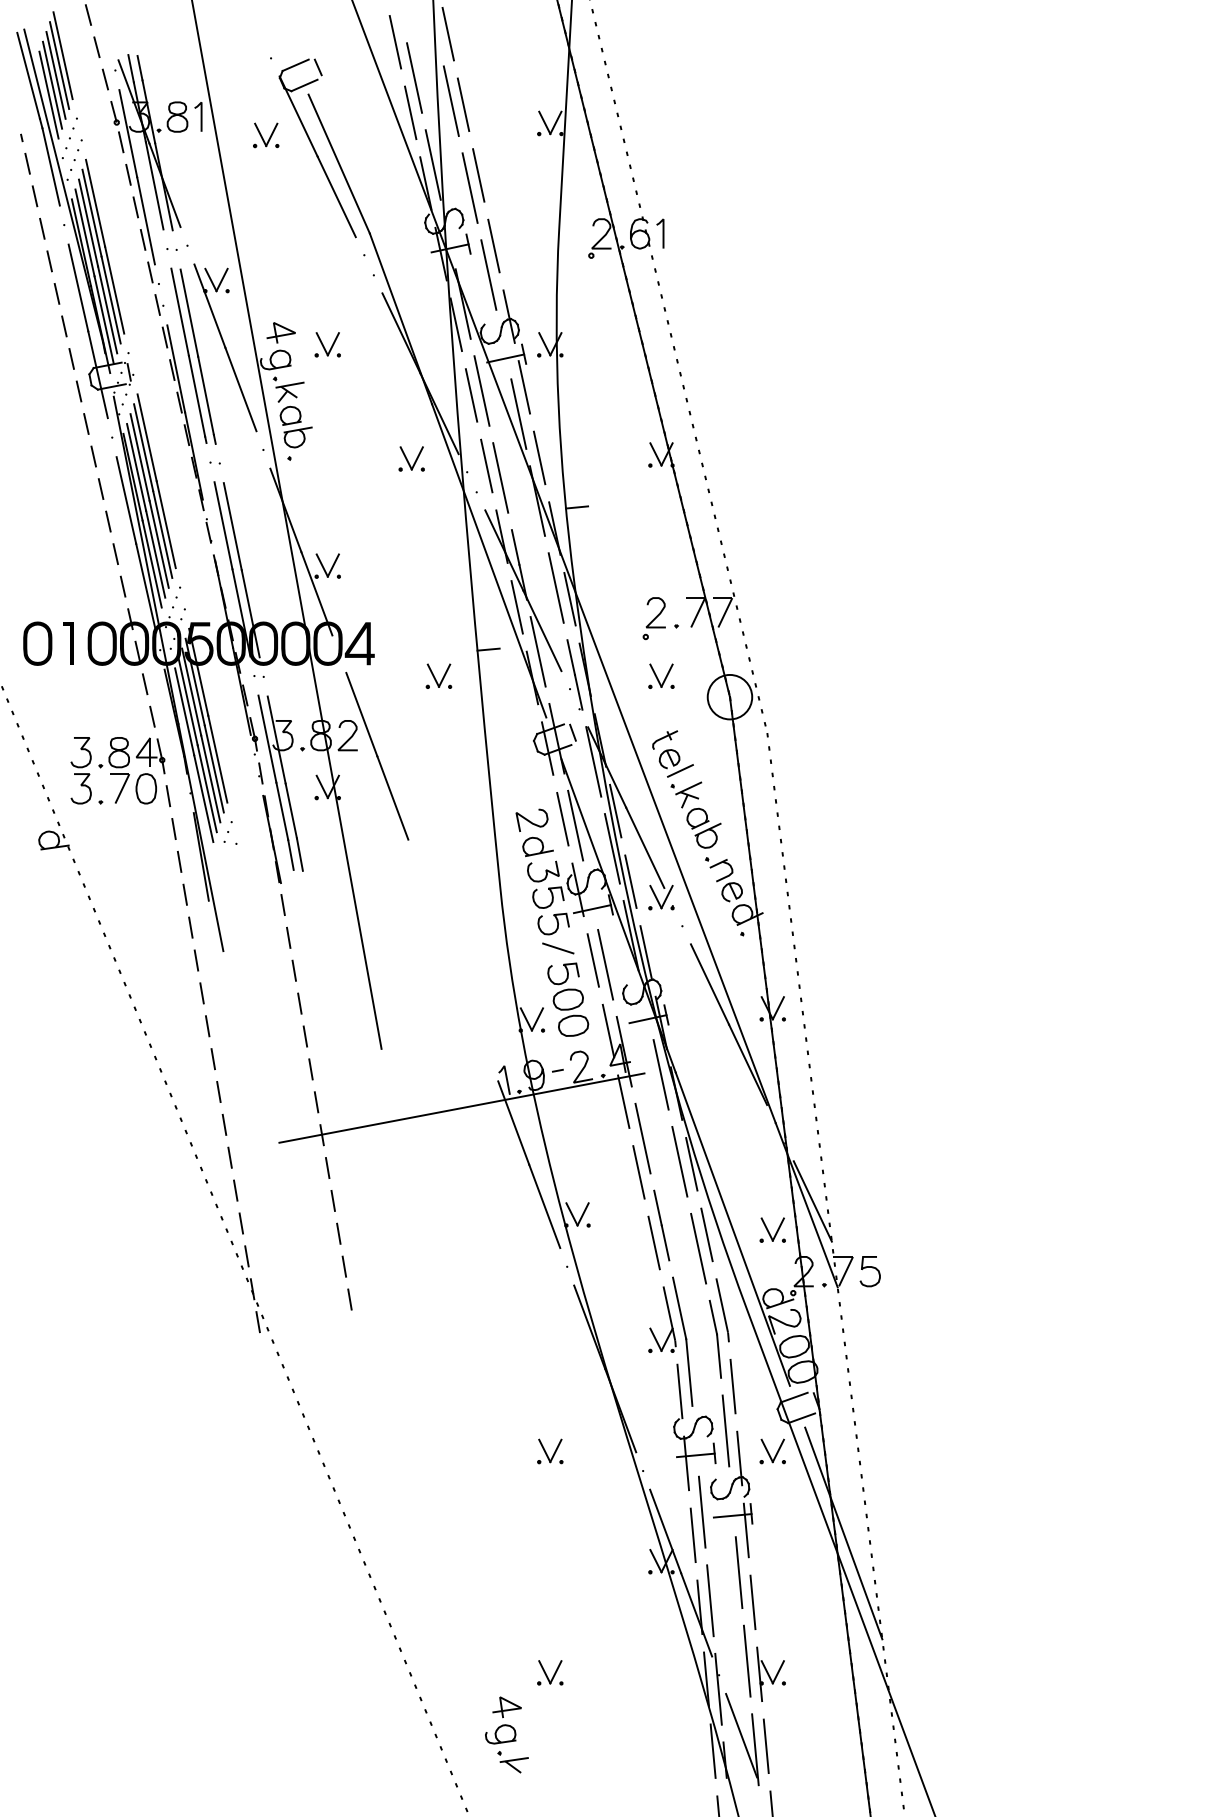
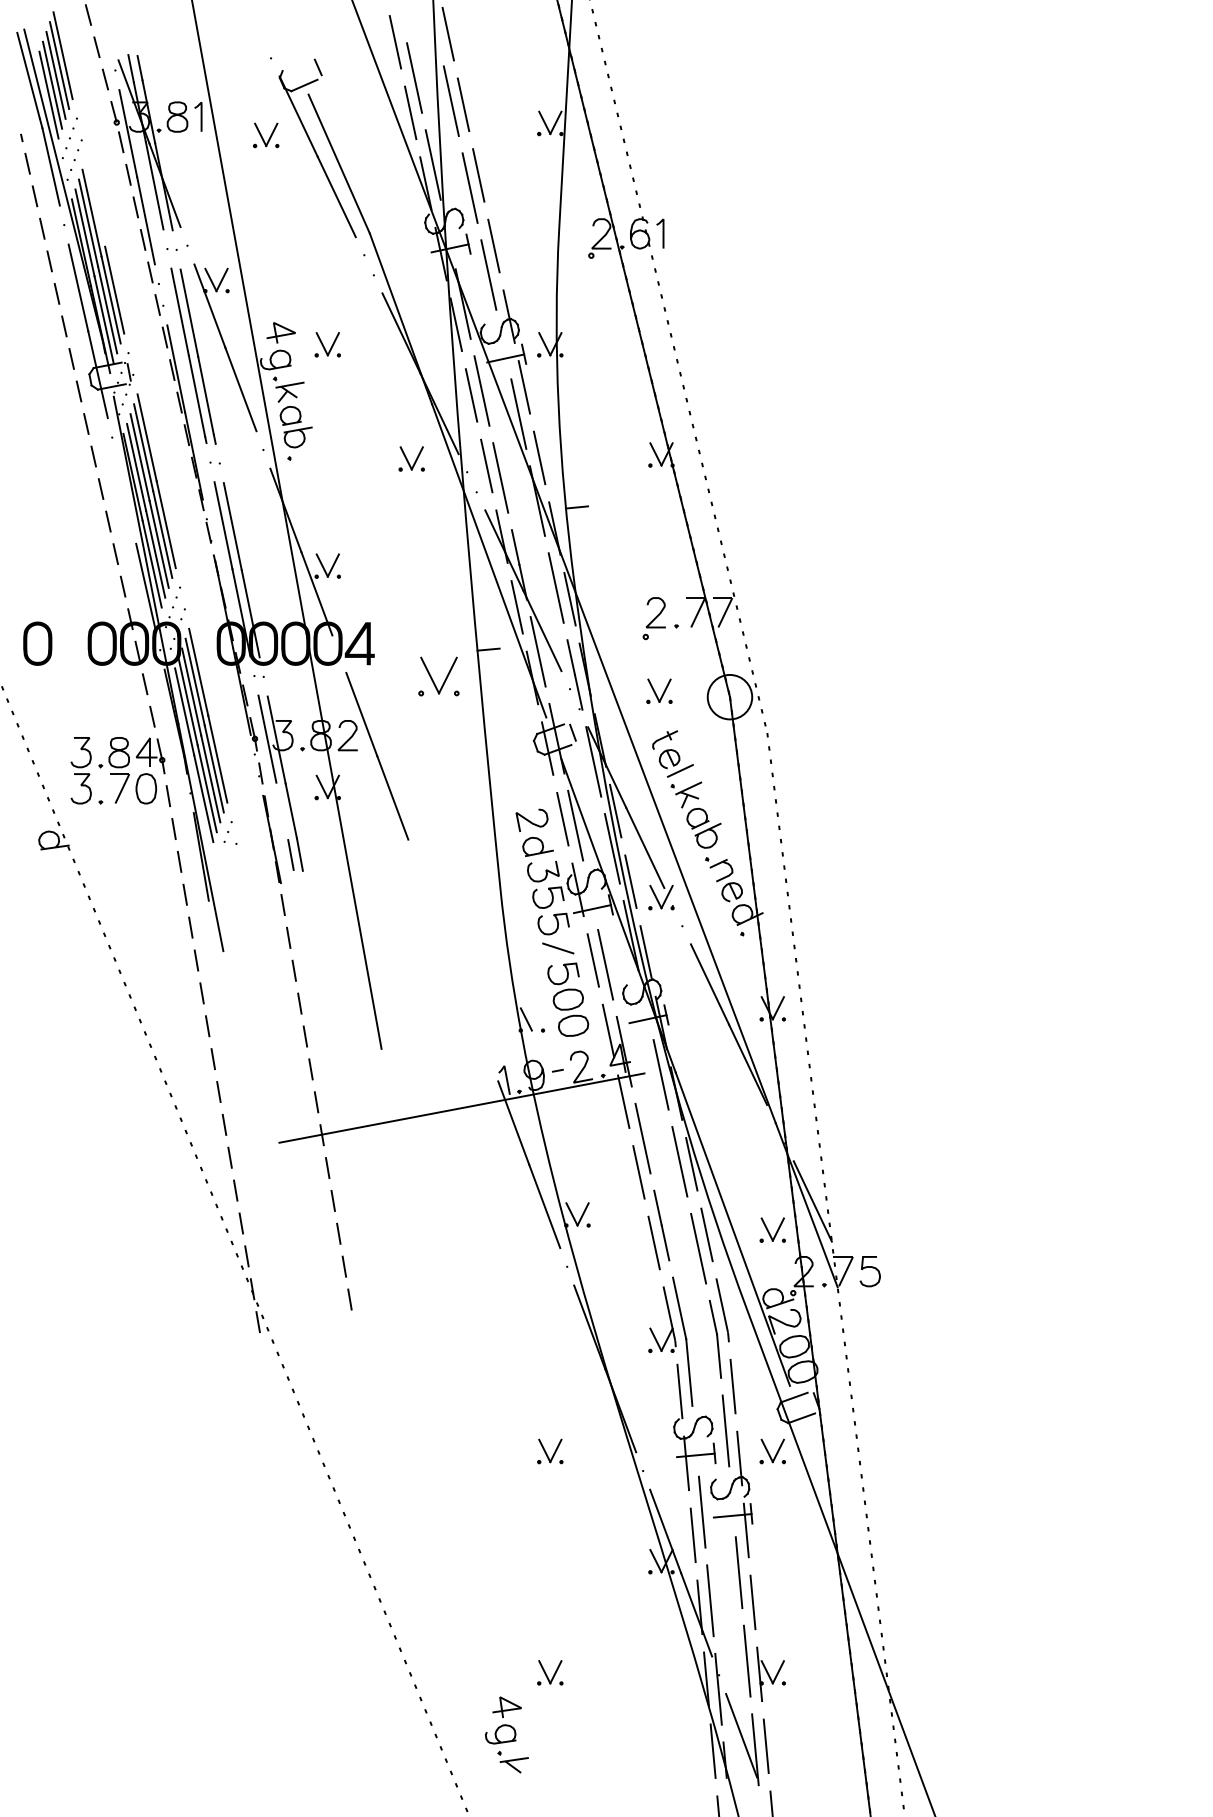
line: present -> none (295, 65)
line: present -> none (95, 202)
line: present -> none (126, 500)
fill: present -> none (68, 643)
fill: present -> none (198, 643)
part size: 28x26 px -> 42x41 px (438, 676)
part position: (661, 675) -> (659, 690) (659, 690)
line: present -> none (282, 811)
line: present -> none (537, 1019)
line: present -> none (843, 1533)
